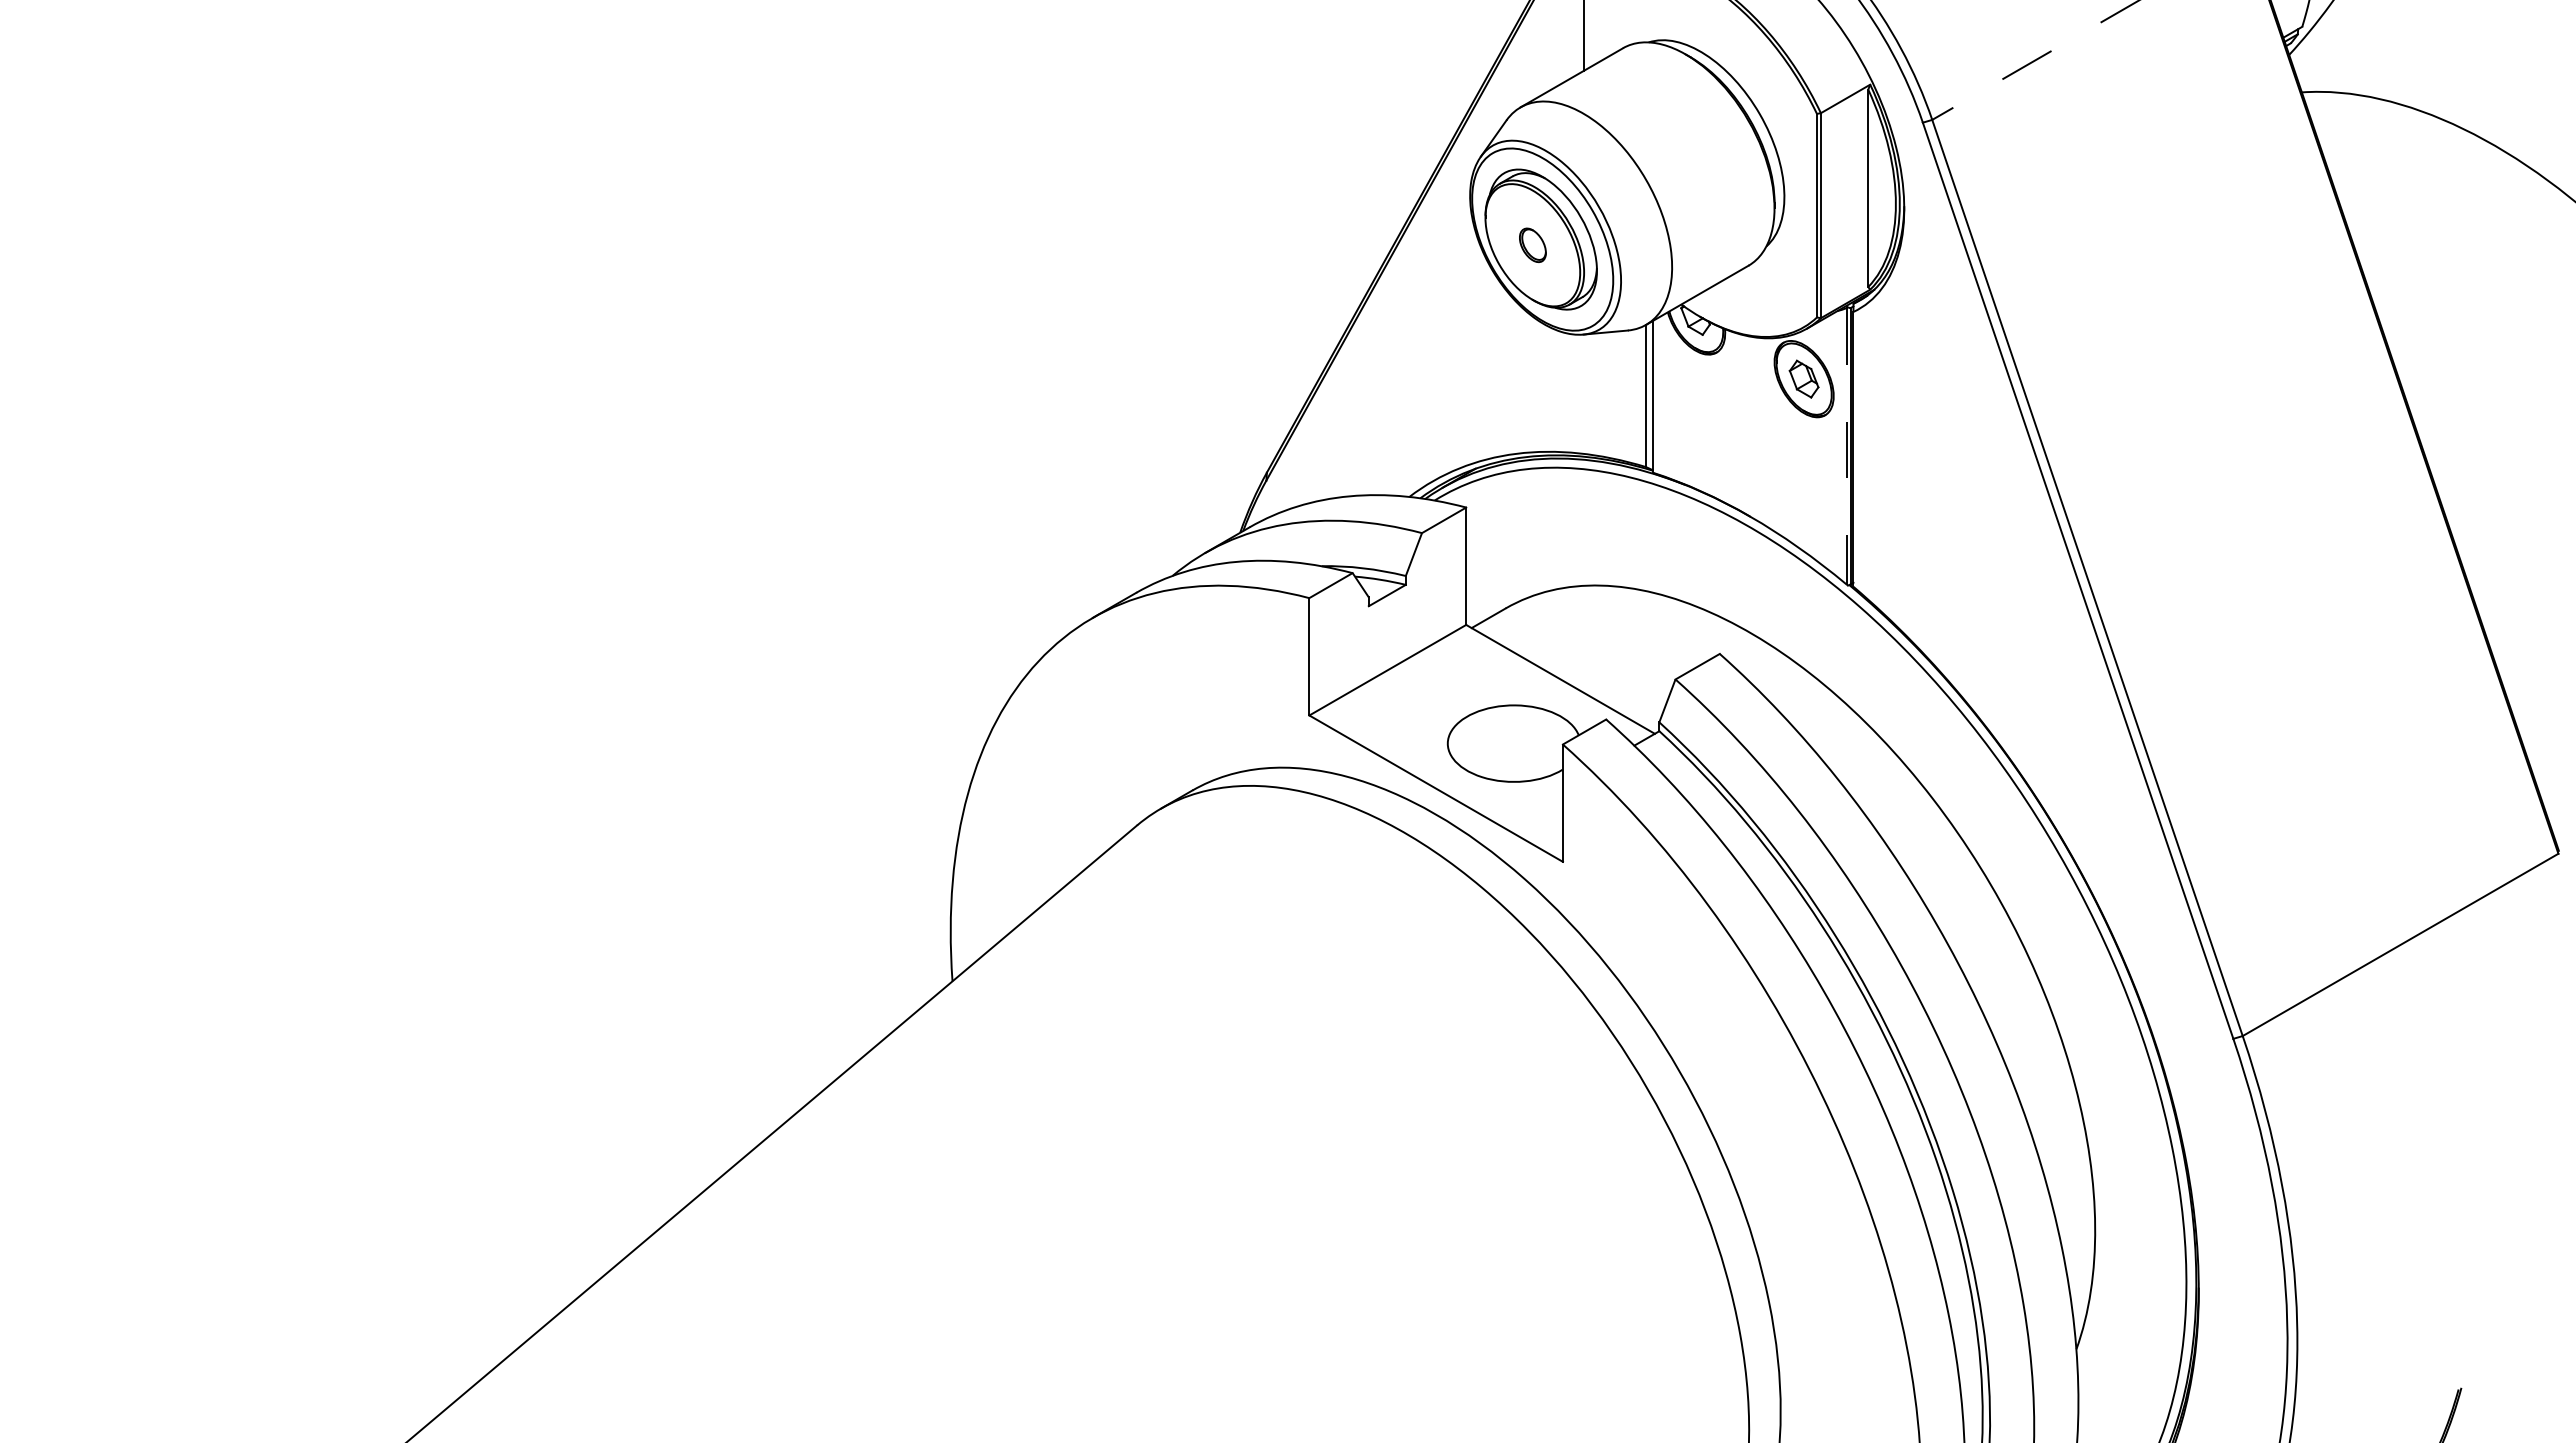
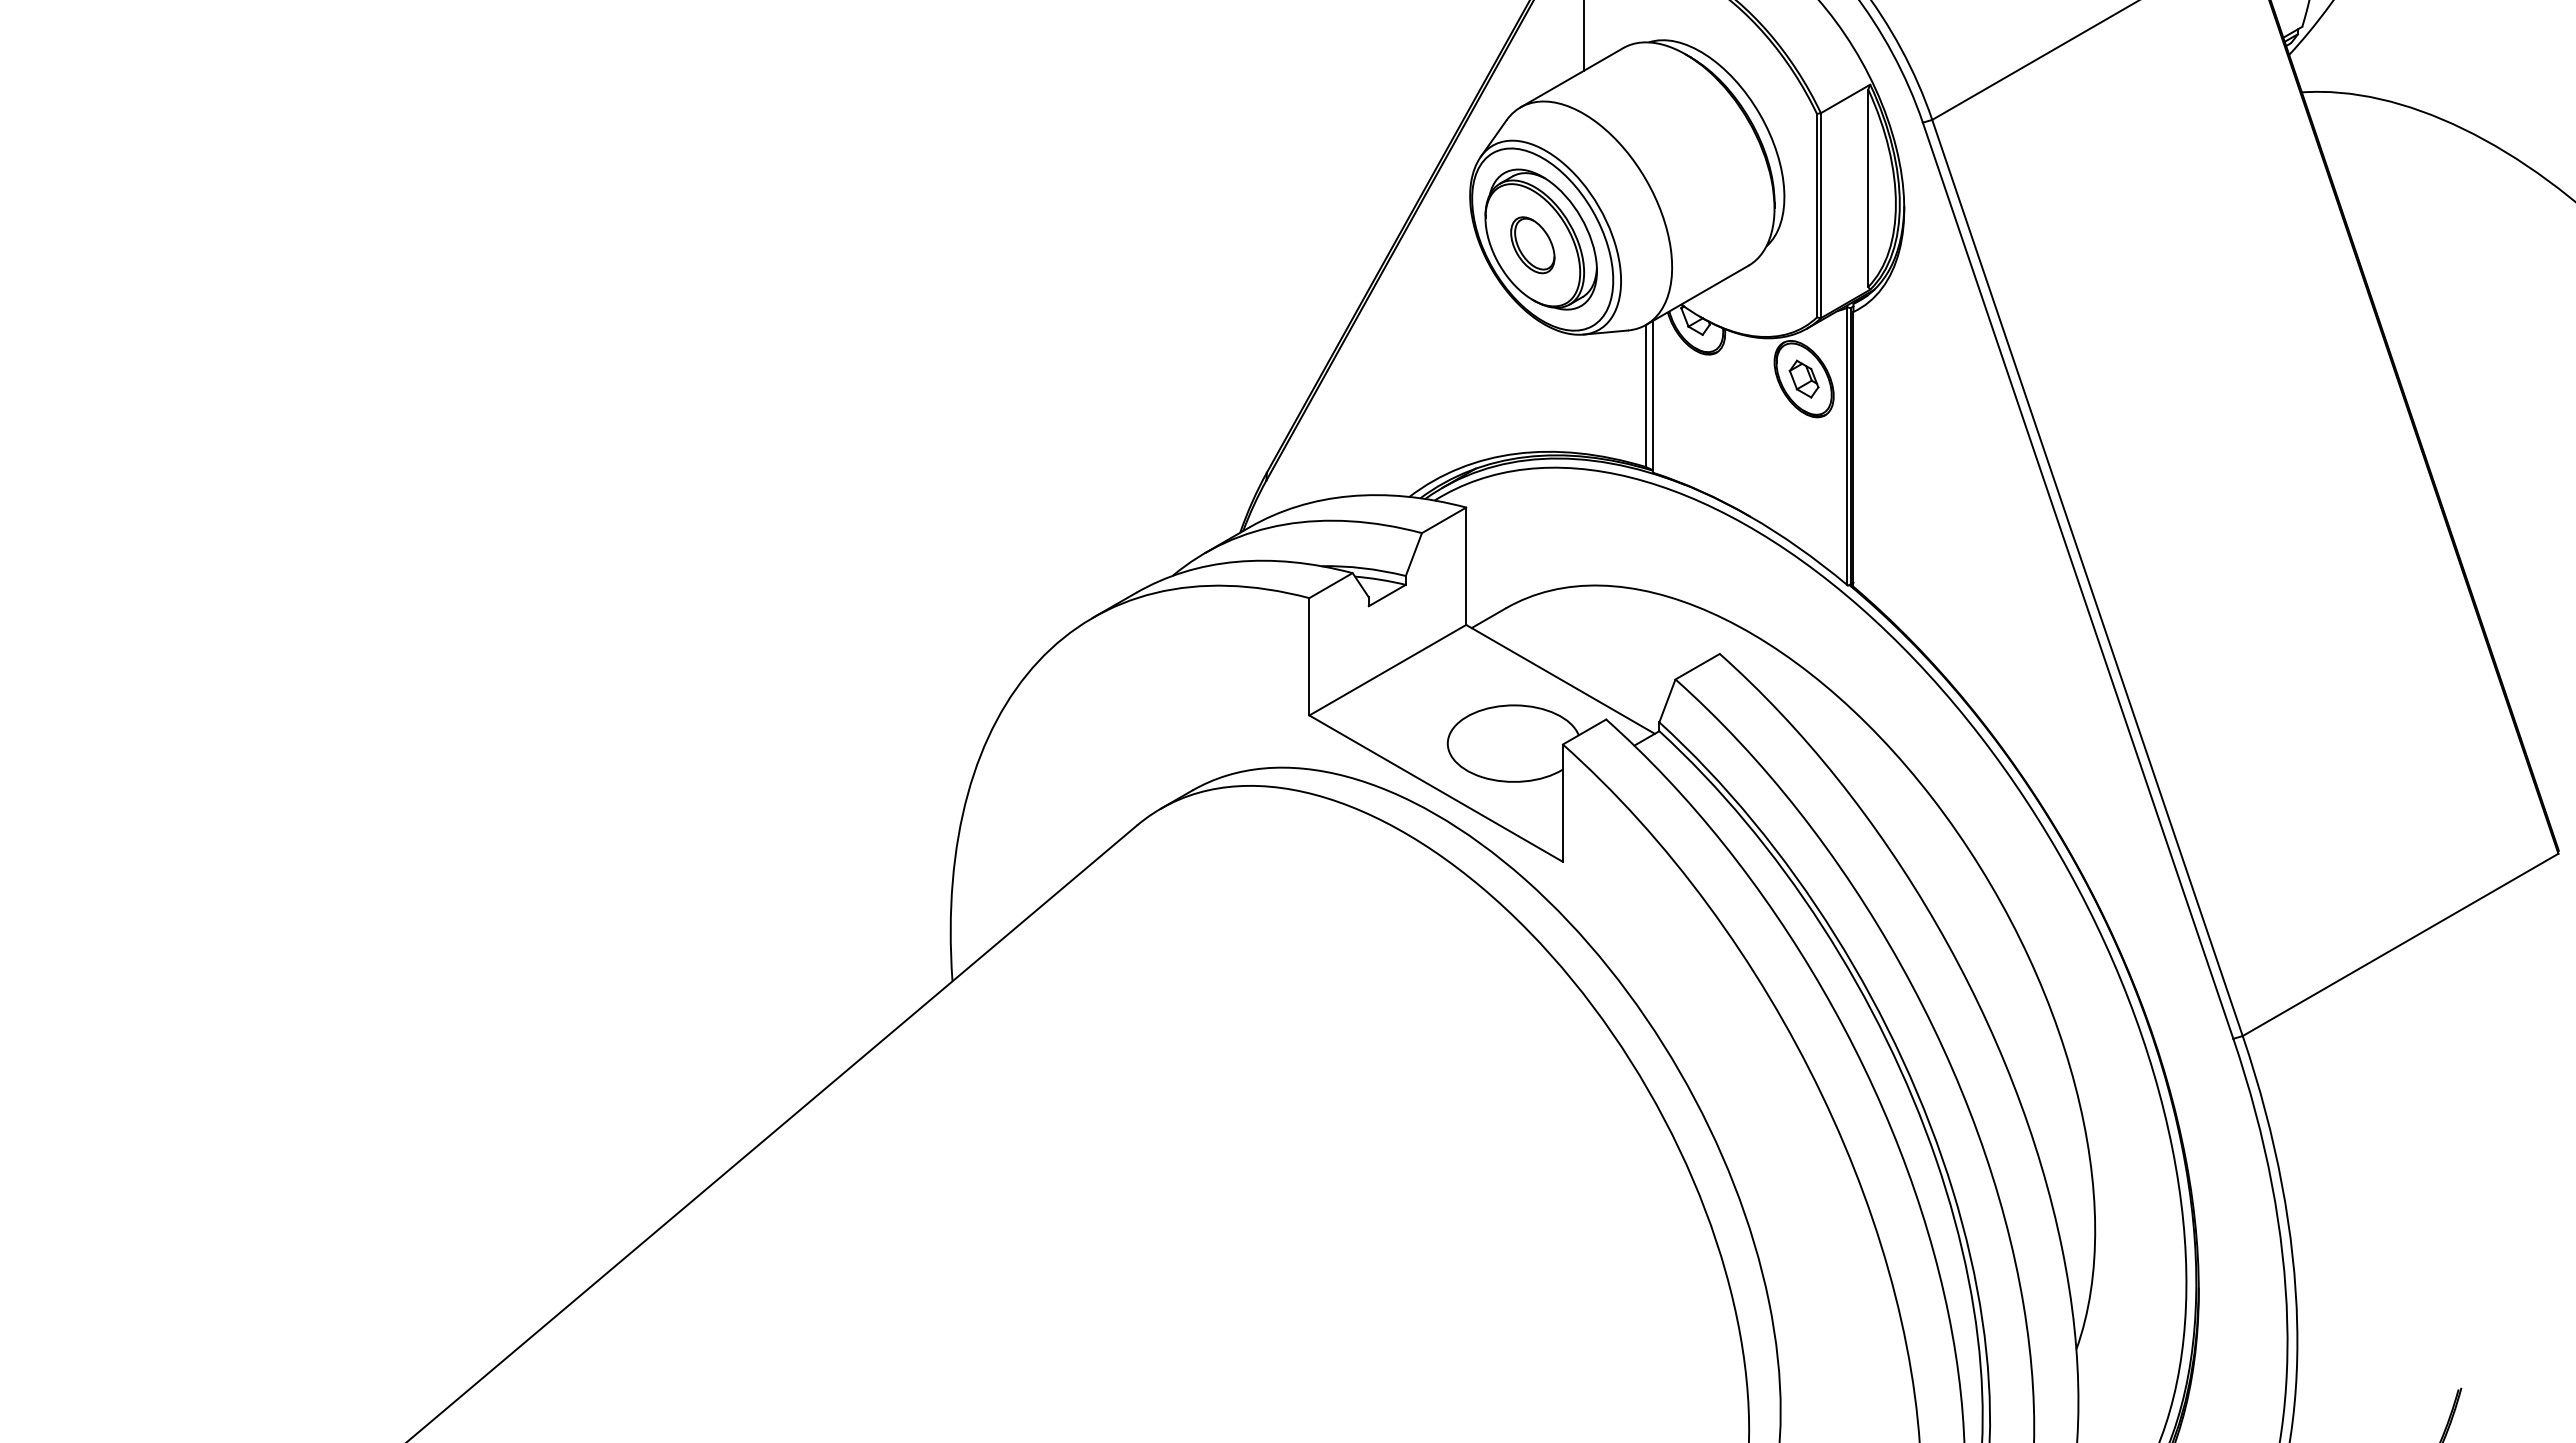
line: dashed -> solid (2036, 59)
part size: 28x36 px -> 46x59 px (1532, 245)
line: dashed -> solid (1846, 446)
